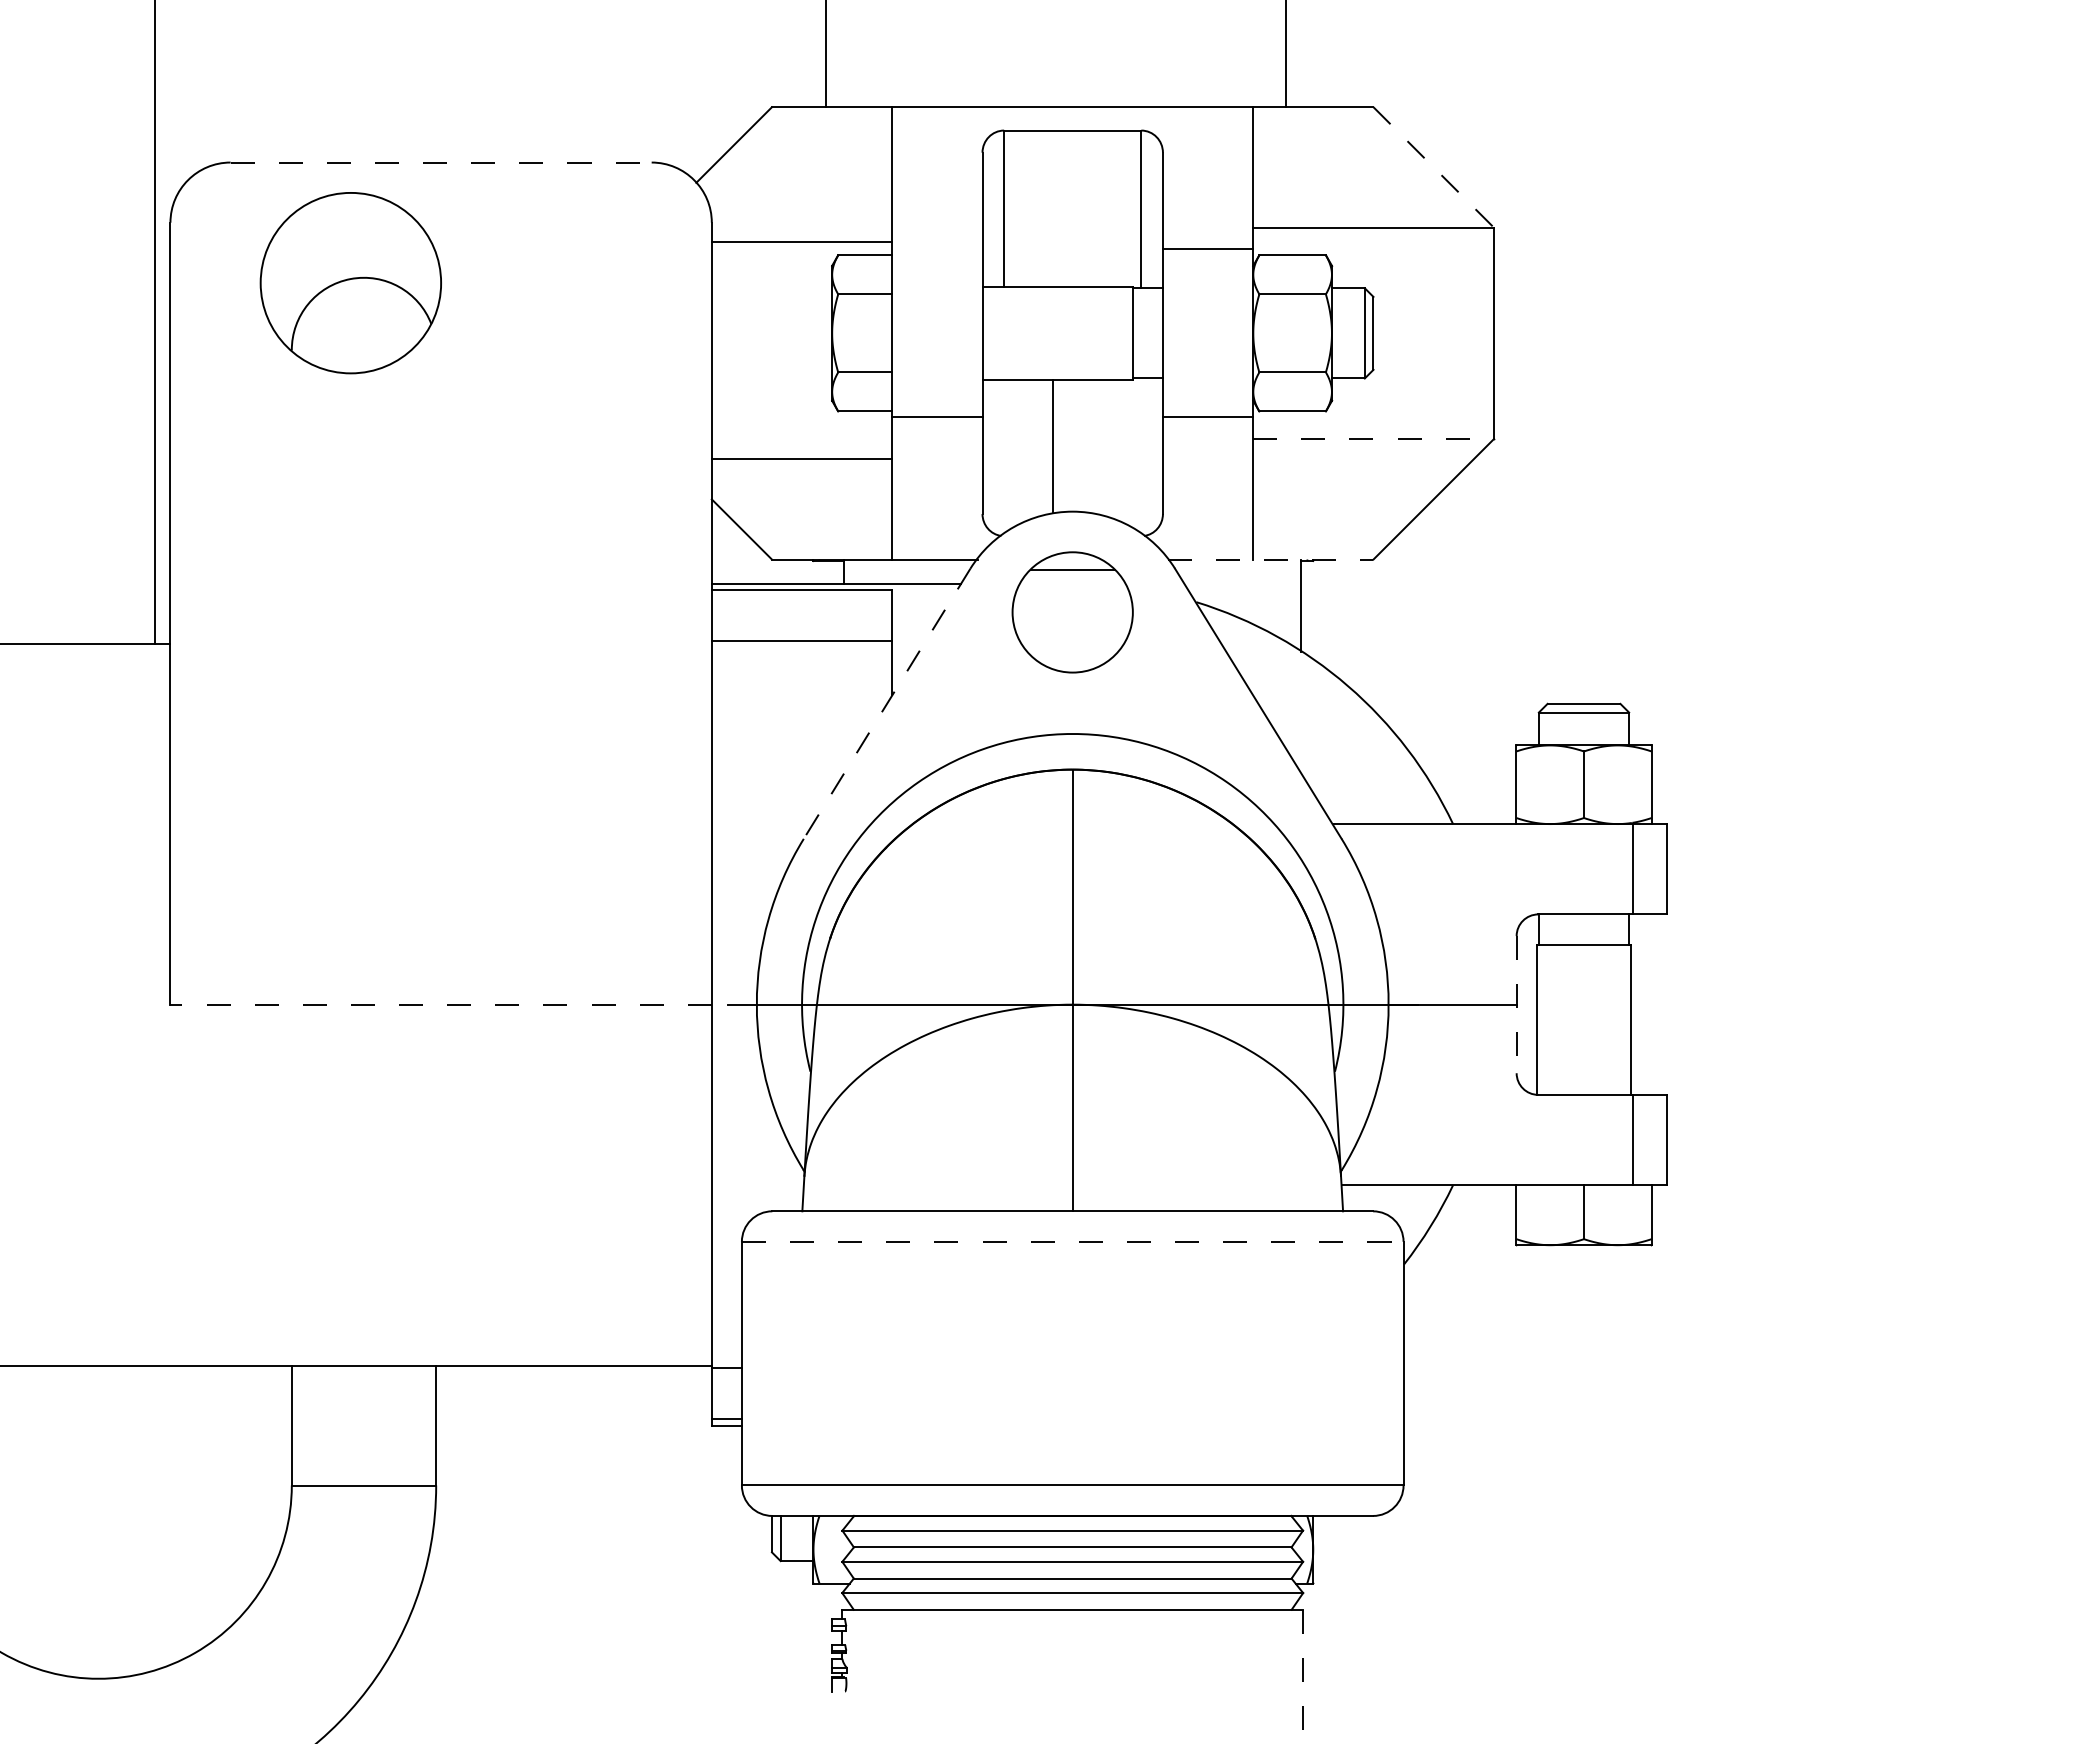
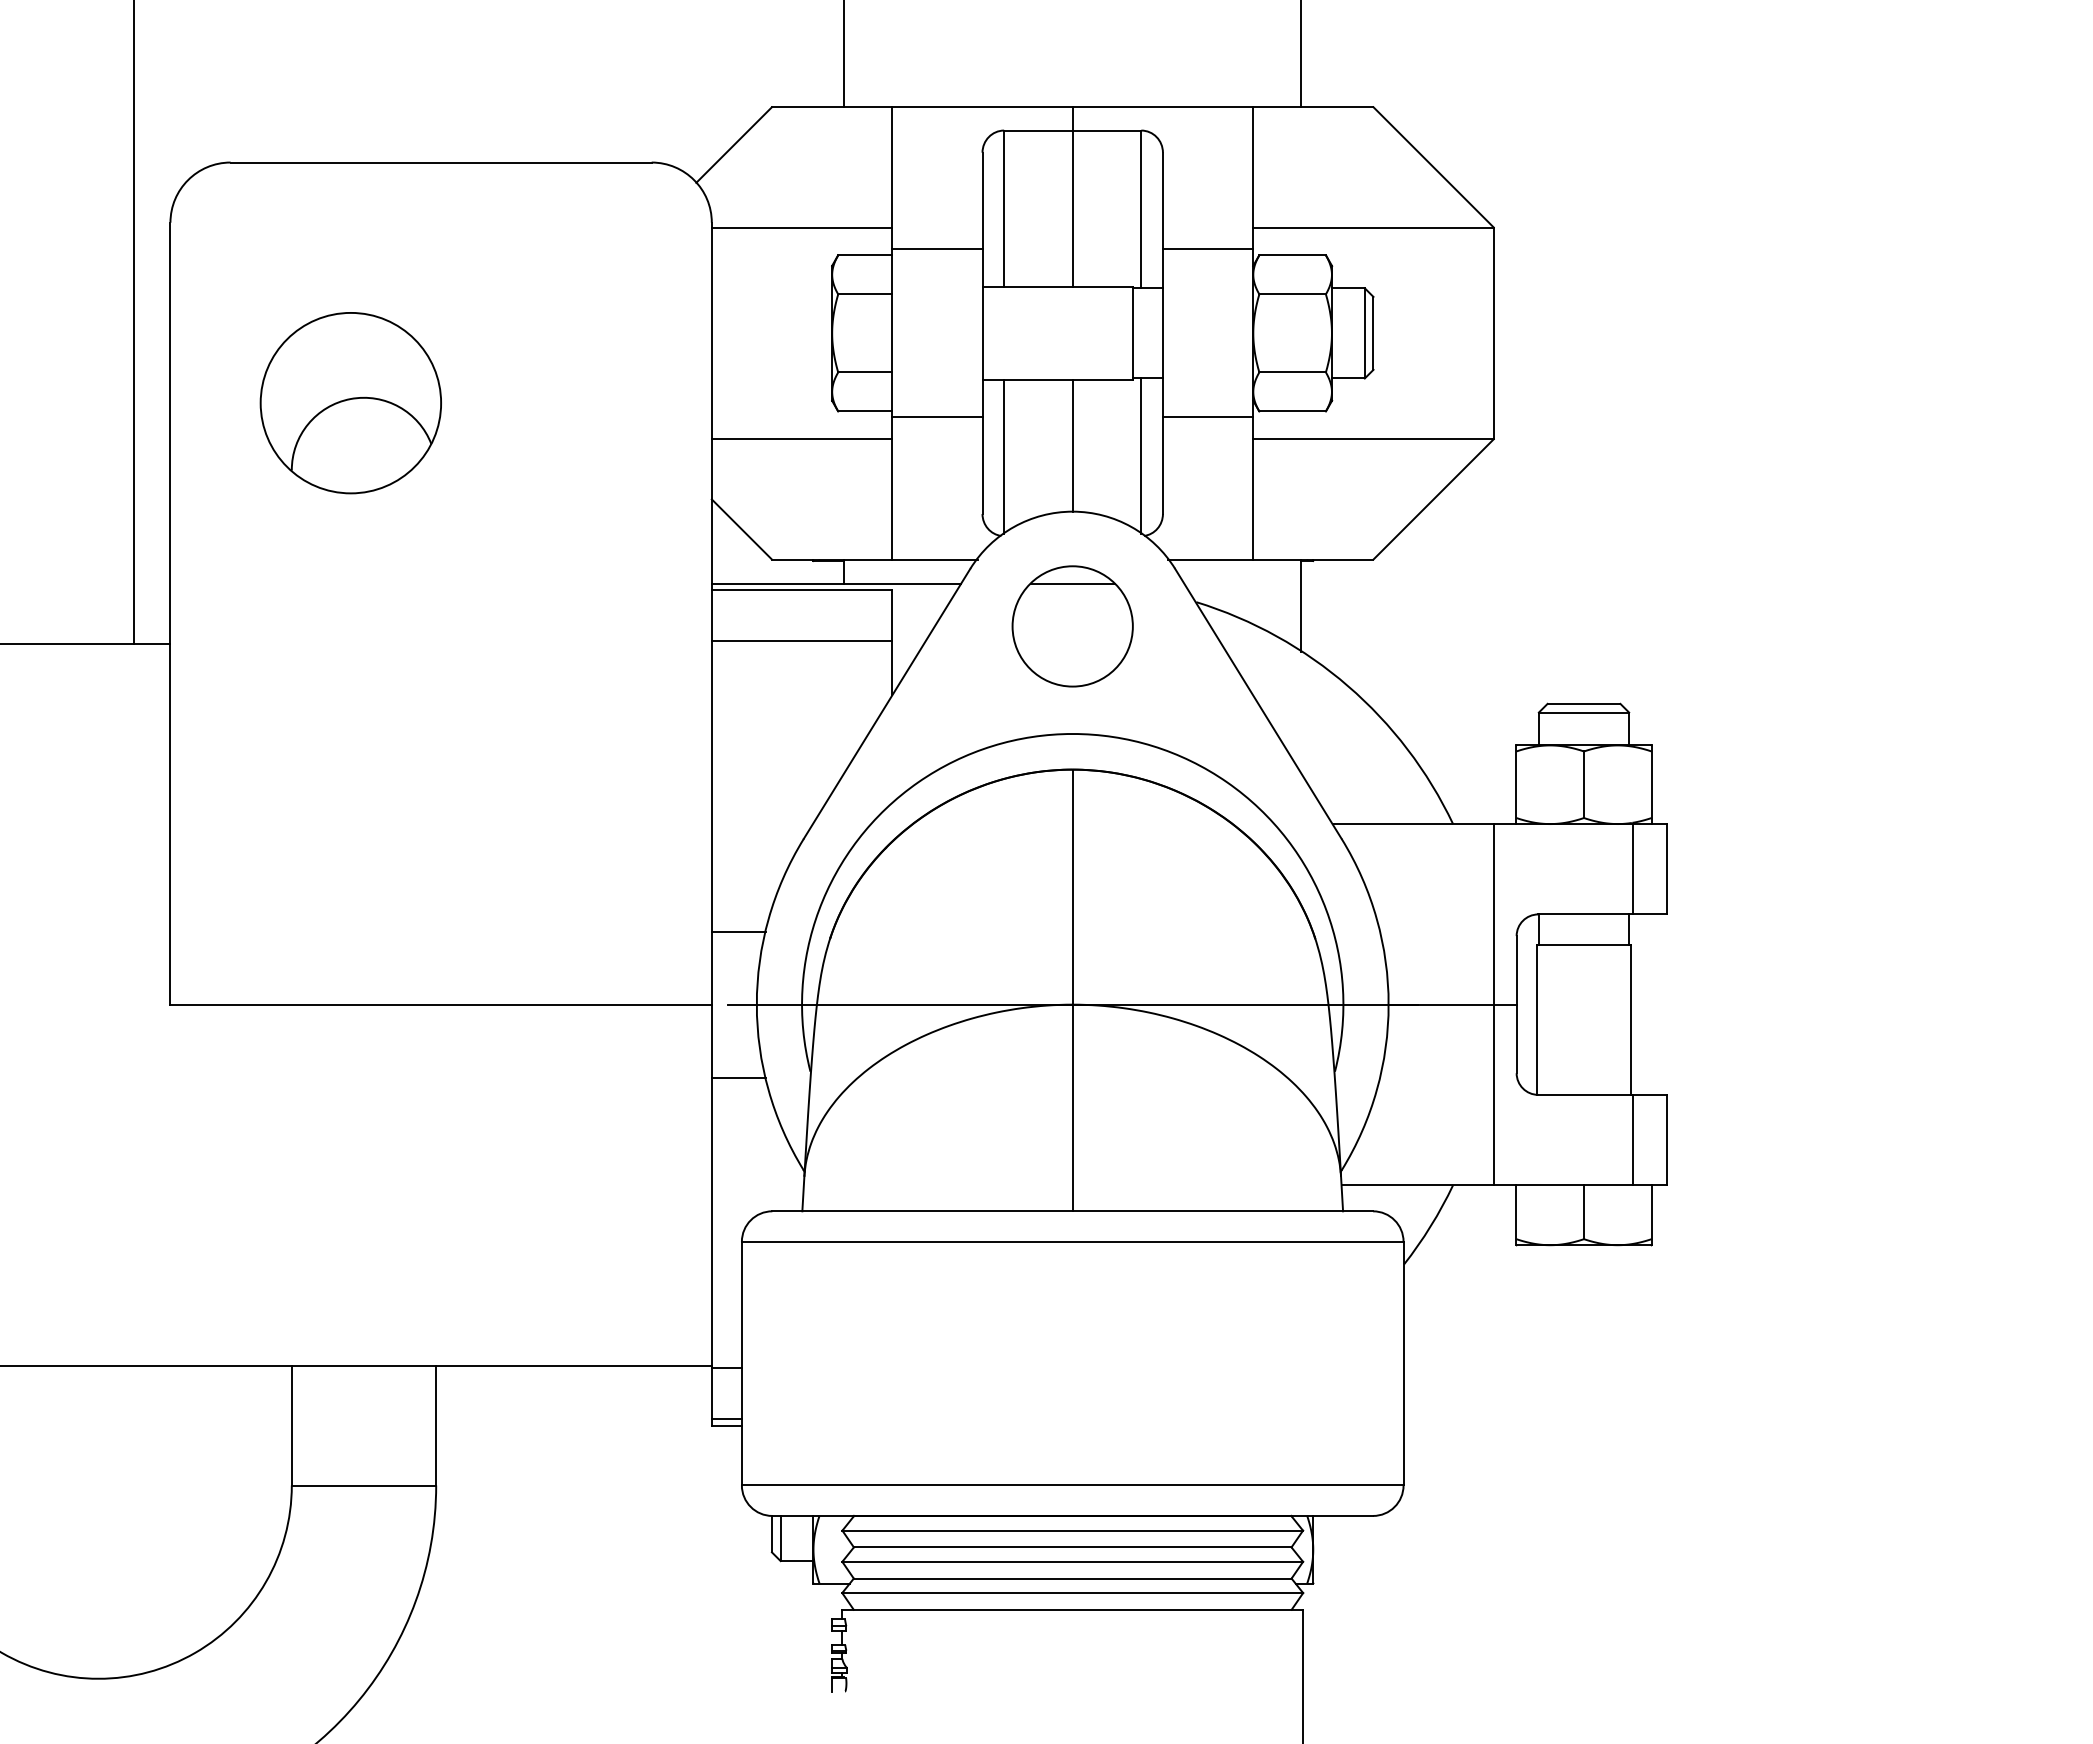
line position: (826, 54) -> (844, 54) (844, 54)
line position: (1286, 54) -> (1301, 54) (1301, 54)
line: dashed -> solid (441, 162)
line: dashed -> solid (1433, 167)
line: none -> present (1072, 196)
line position: (801, 241) -> (801, 227) (801, 227)
line: none -> present (937, 249)
part position: (350, 283) -> (350, 403) (350, 403)
line position: (154, 322) -> (133, 322) (133, 322)
line: dashed -> solid (1373, 439)
line position: (1052, 445) -> (1072, 445) (1072, 445)
line: none -> present (1141, 455)
line: none -> present (1004, 456)
line position: (801, 459) -> (801, 439) (801, 439)
line: dashed -> solid (1270, 559)
part position: (1072, 612) -> (1072, 626) (1072, 626)
line: dashed -> solid (887, 703)
line: none -> present (738, 931)
line: dashed -> solid (441, 1004)
line: none -> present (1493, 1004)
line: dashed -> solid (1516, 1004)
line: none -> present (738, 1077)
line: dashed -> solid (1072, 1241)
line: dashed -> solid (1303, 1676)
